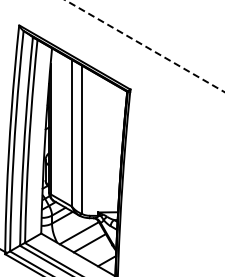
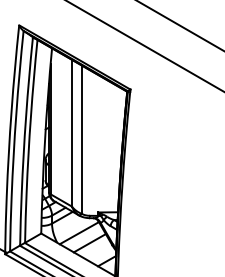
line: none -> present (180, 25)
line: dashed -> solid (145, 46)
